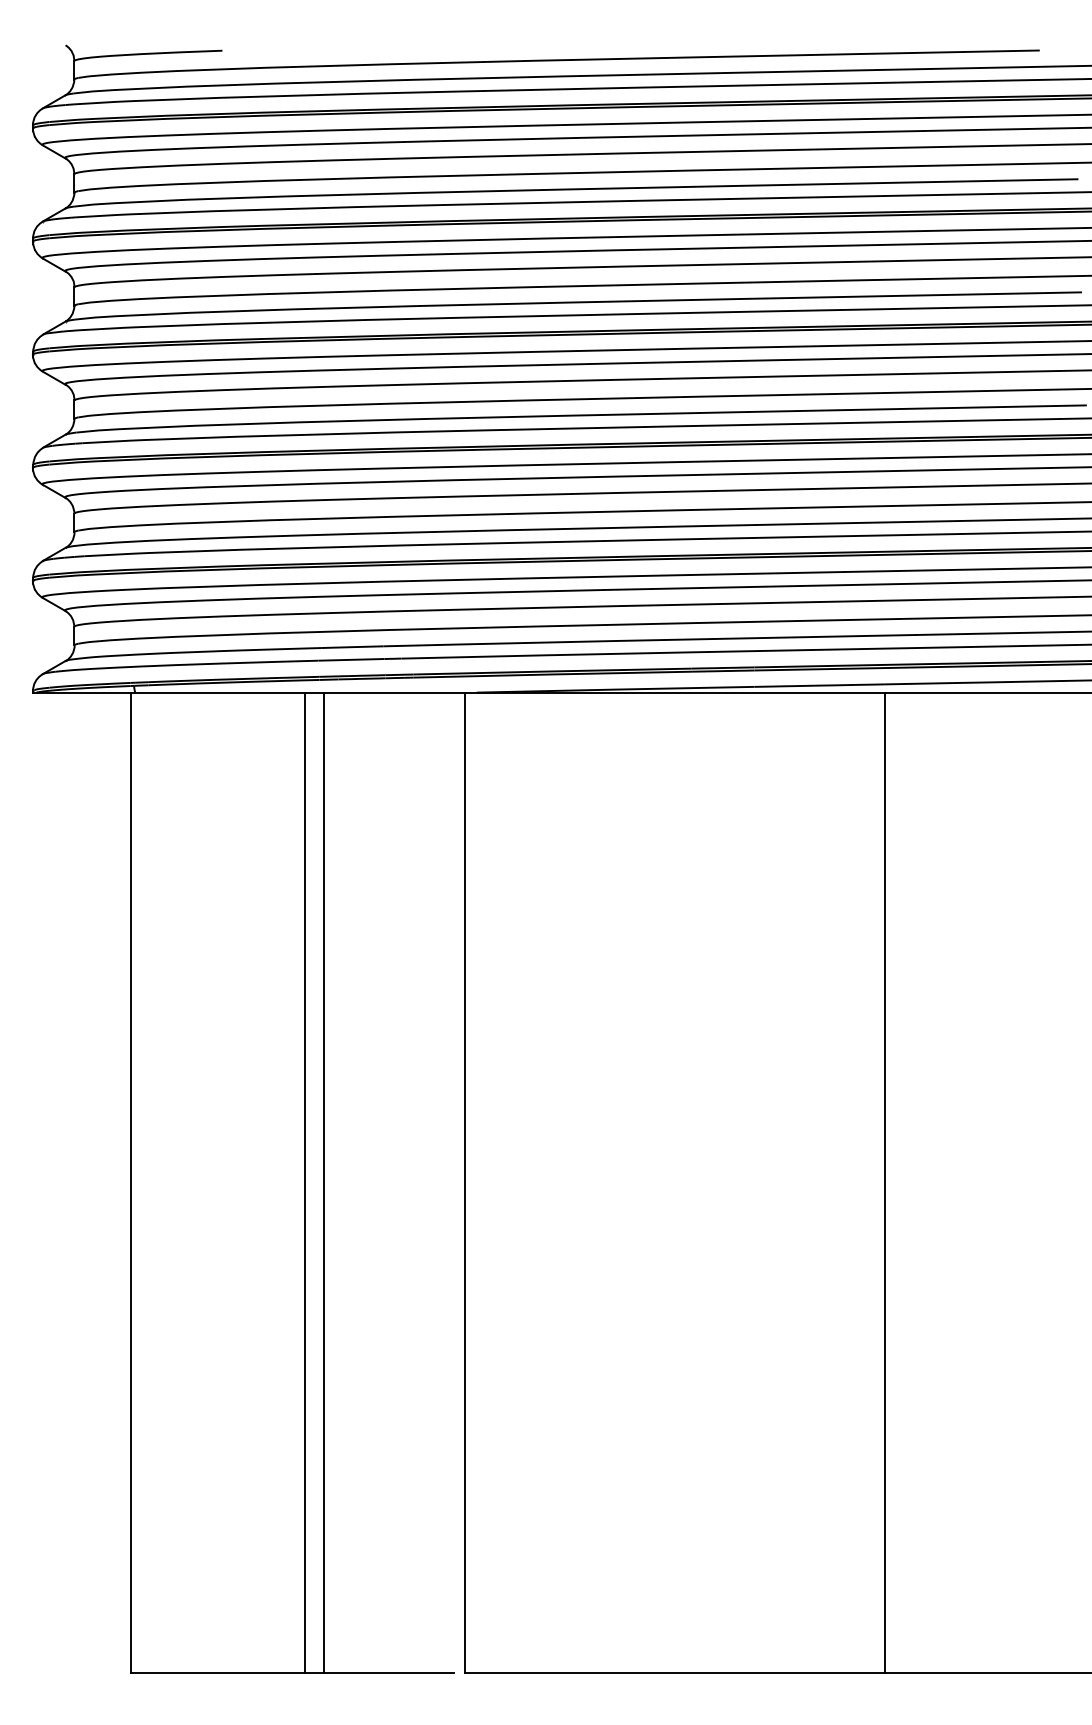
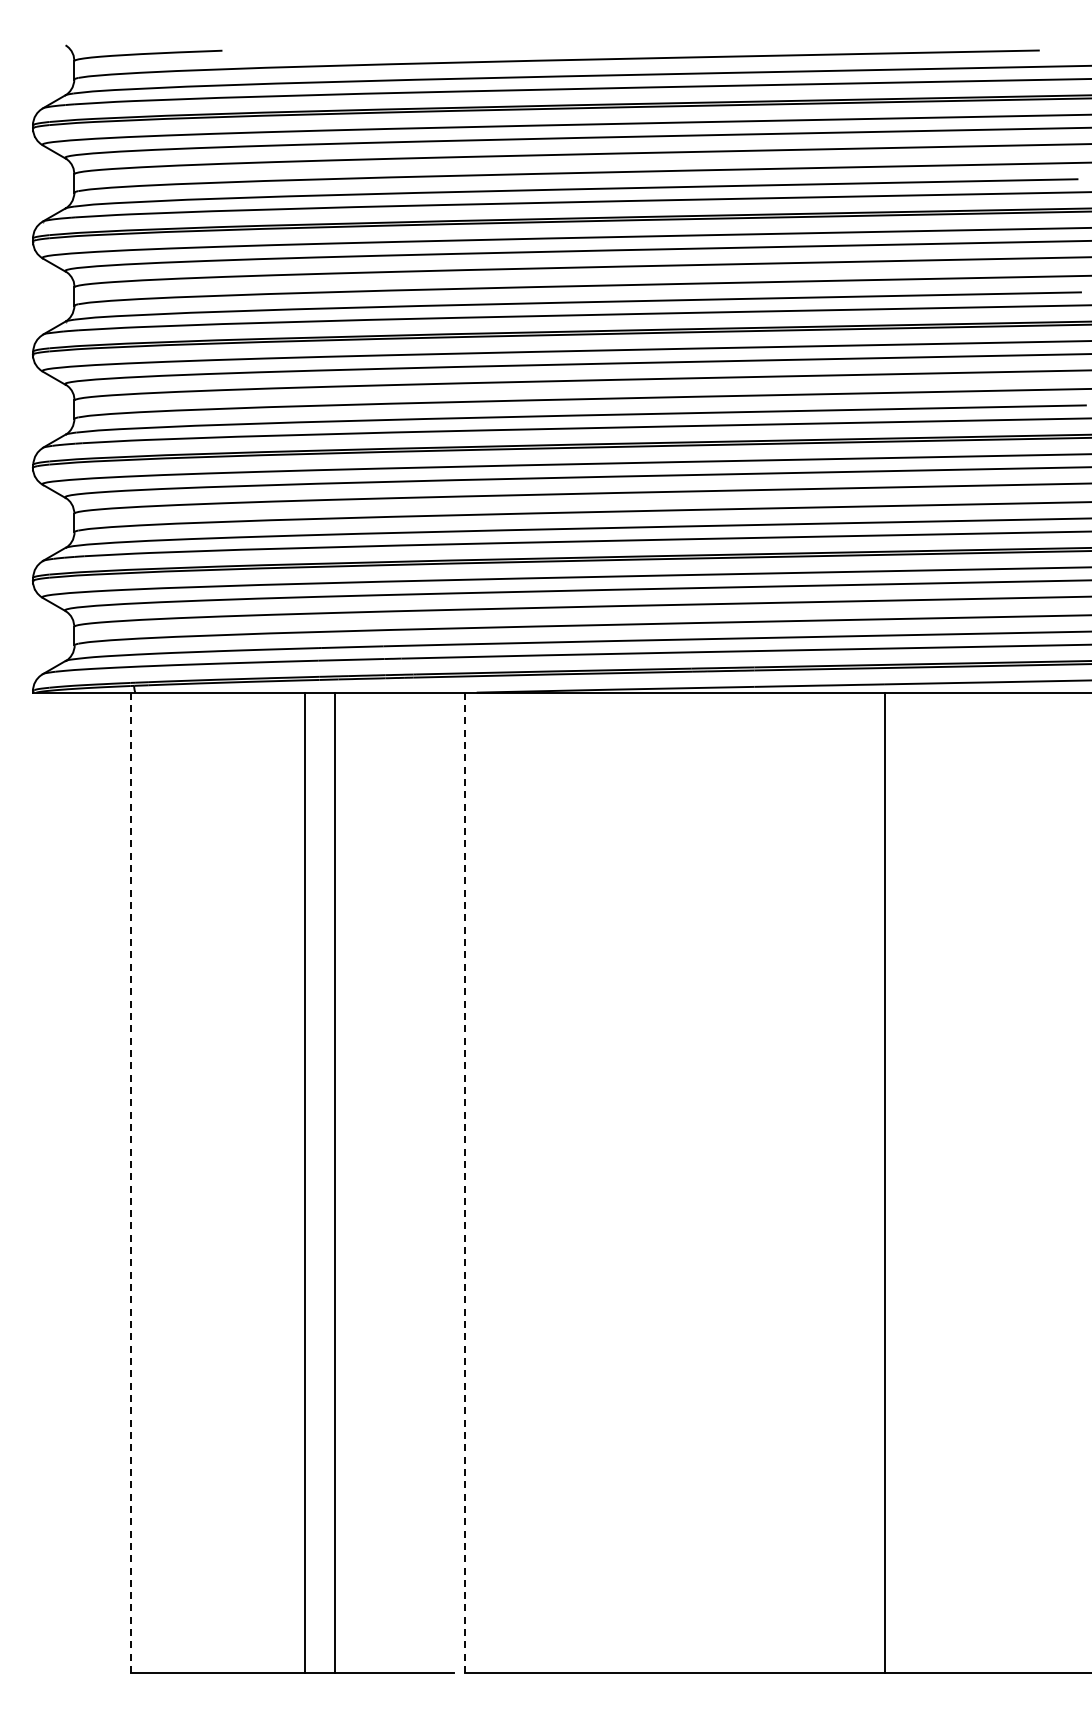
line position: (323, 1182) -> (334, 1182) (334, 1182)
line: solid -> dashed (130, 1183)
line: solid -> dashed (464, 1183)
